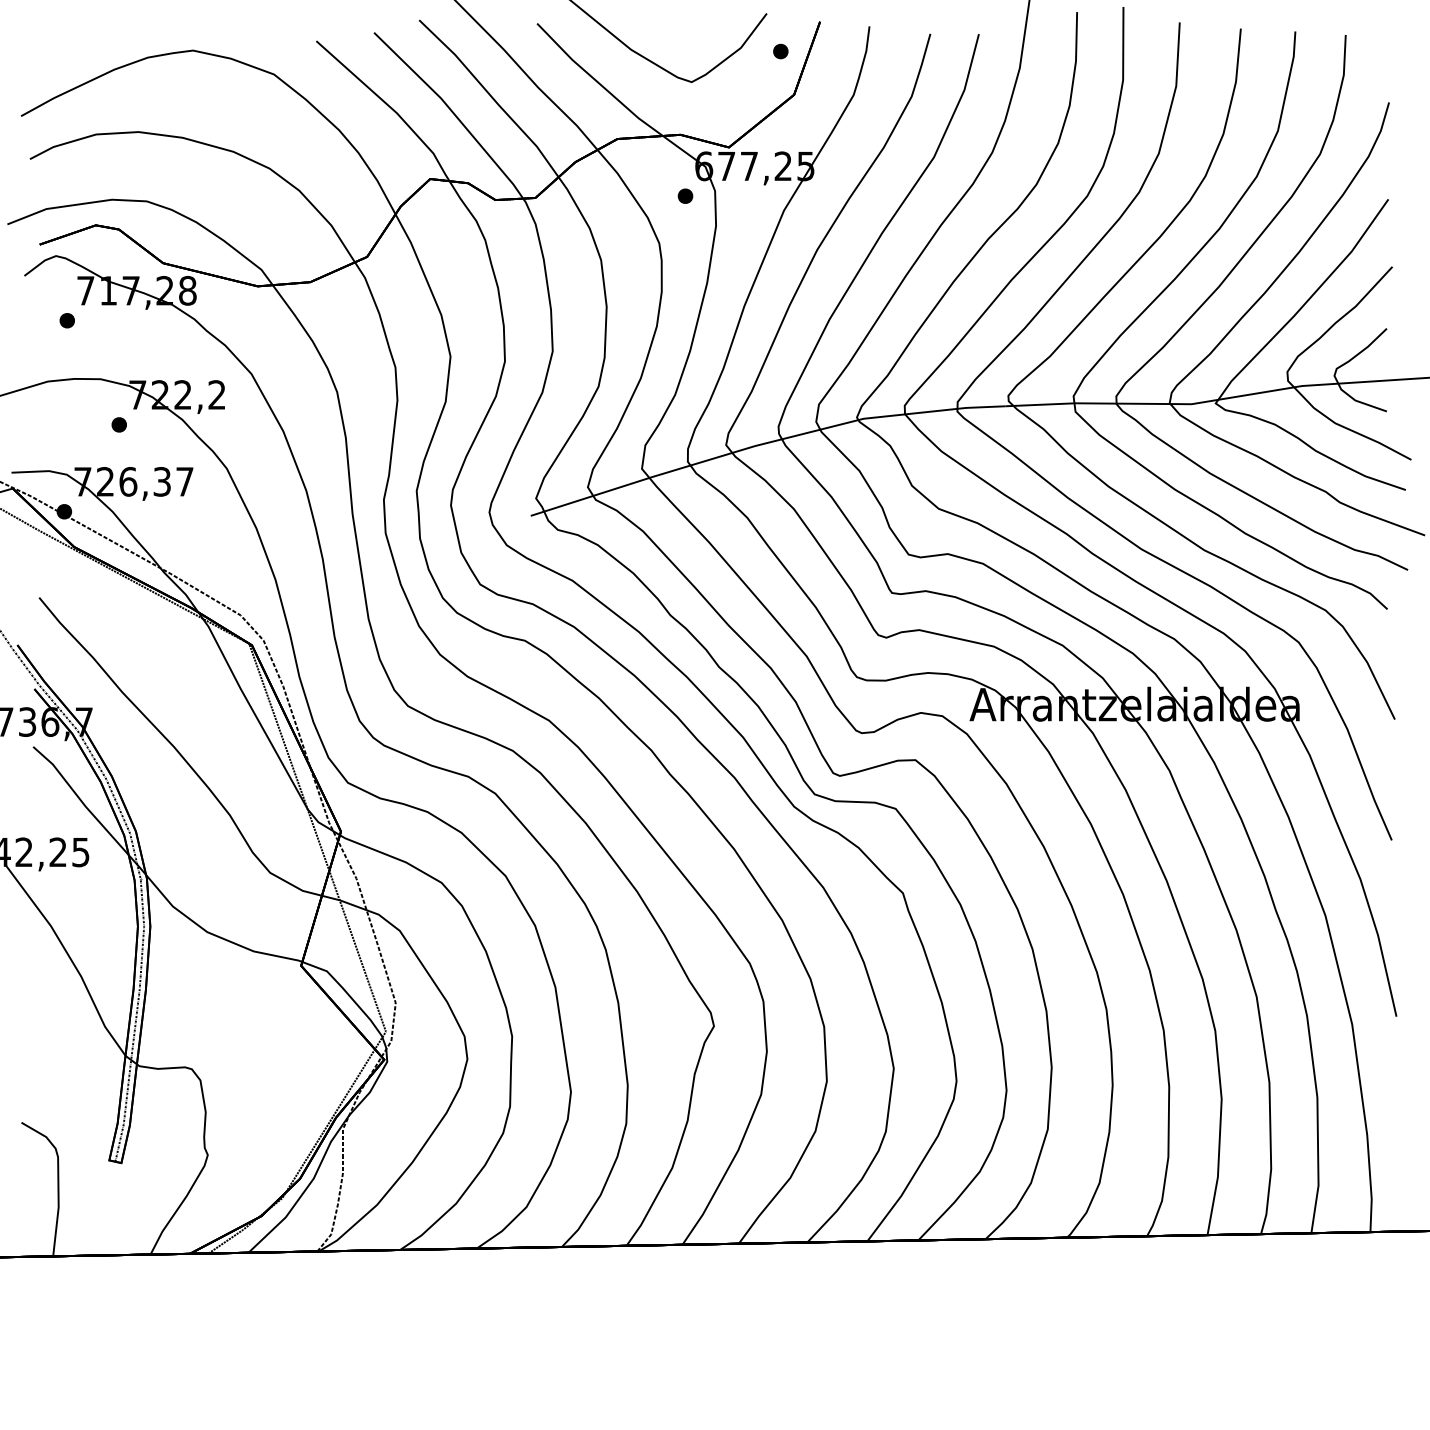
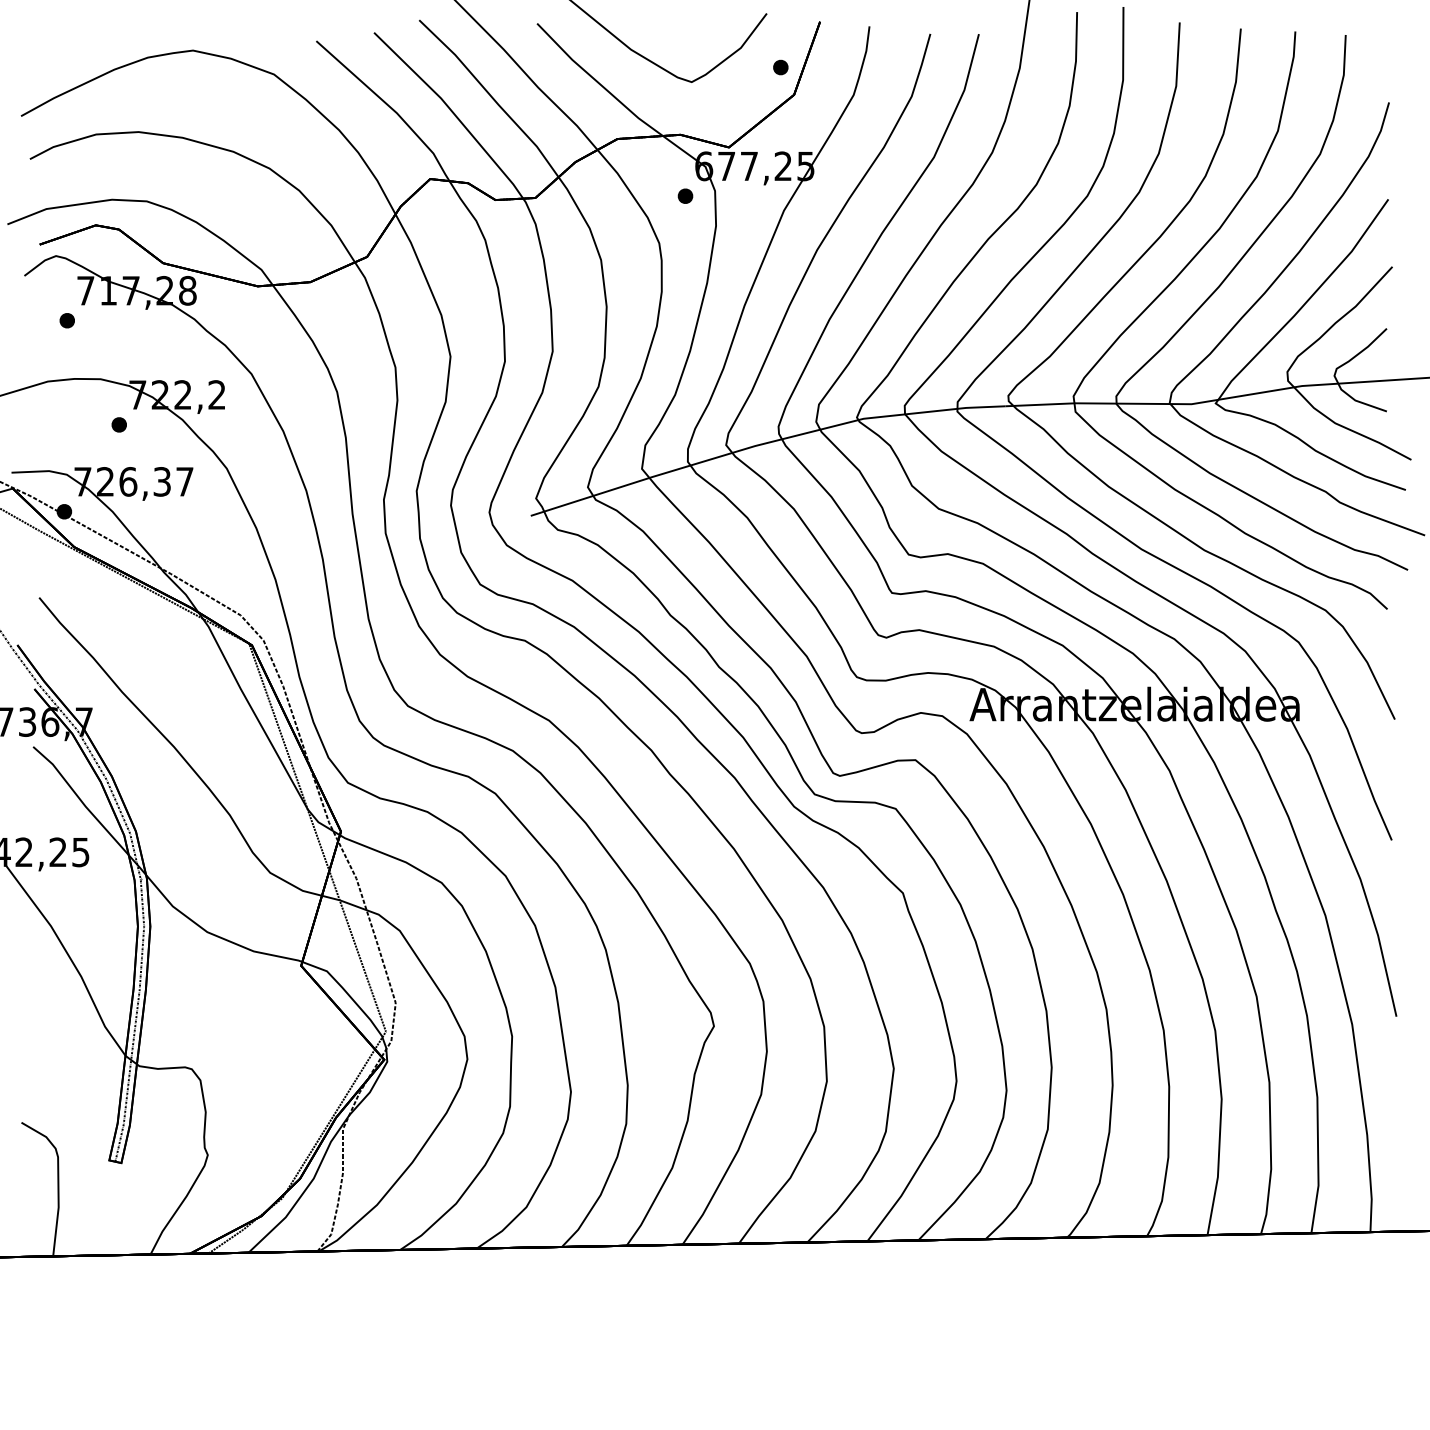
part position: (780, 51) -> (780, 67) (780, 67)
